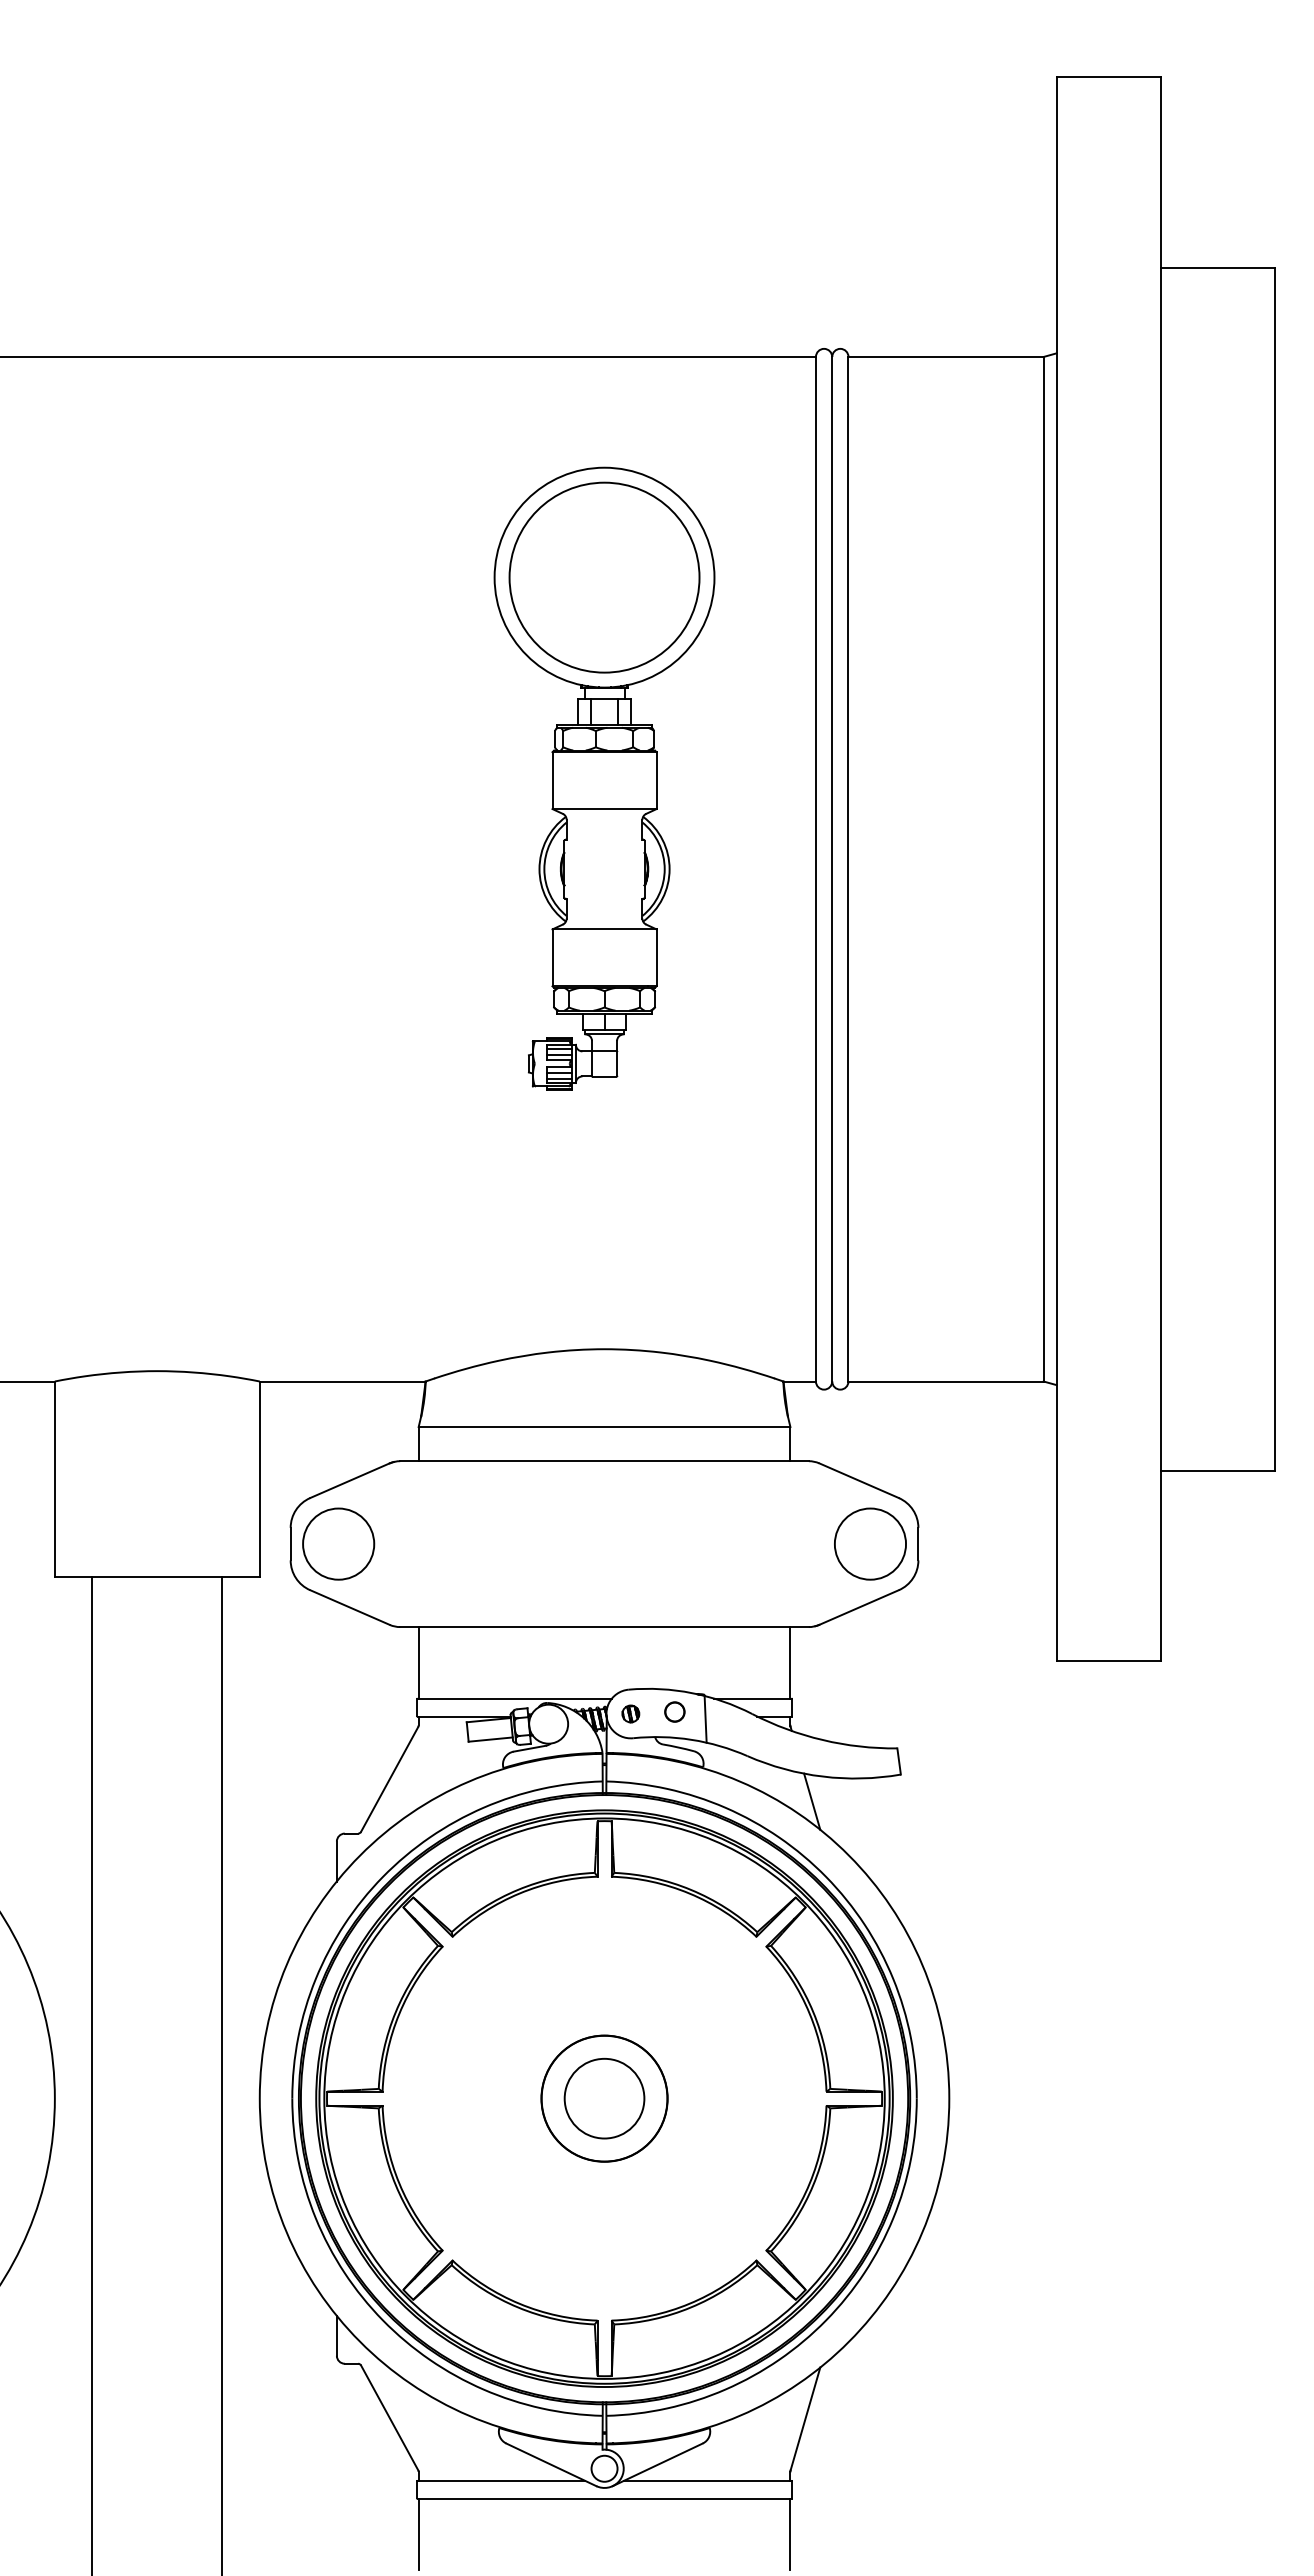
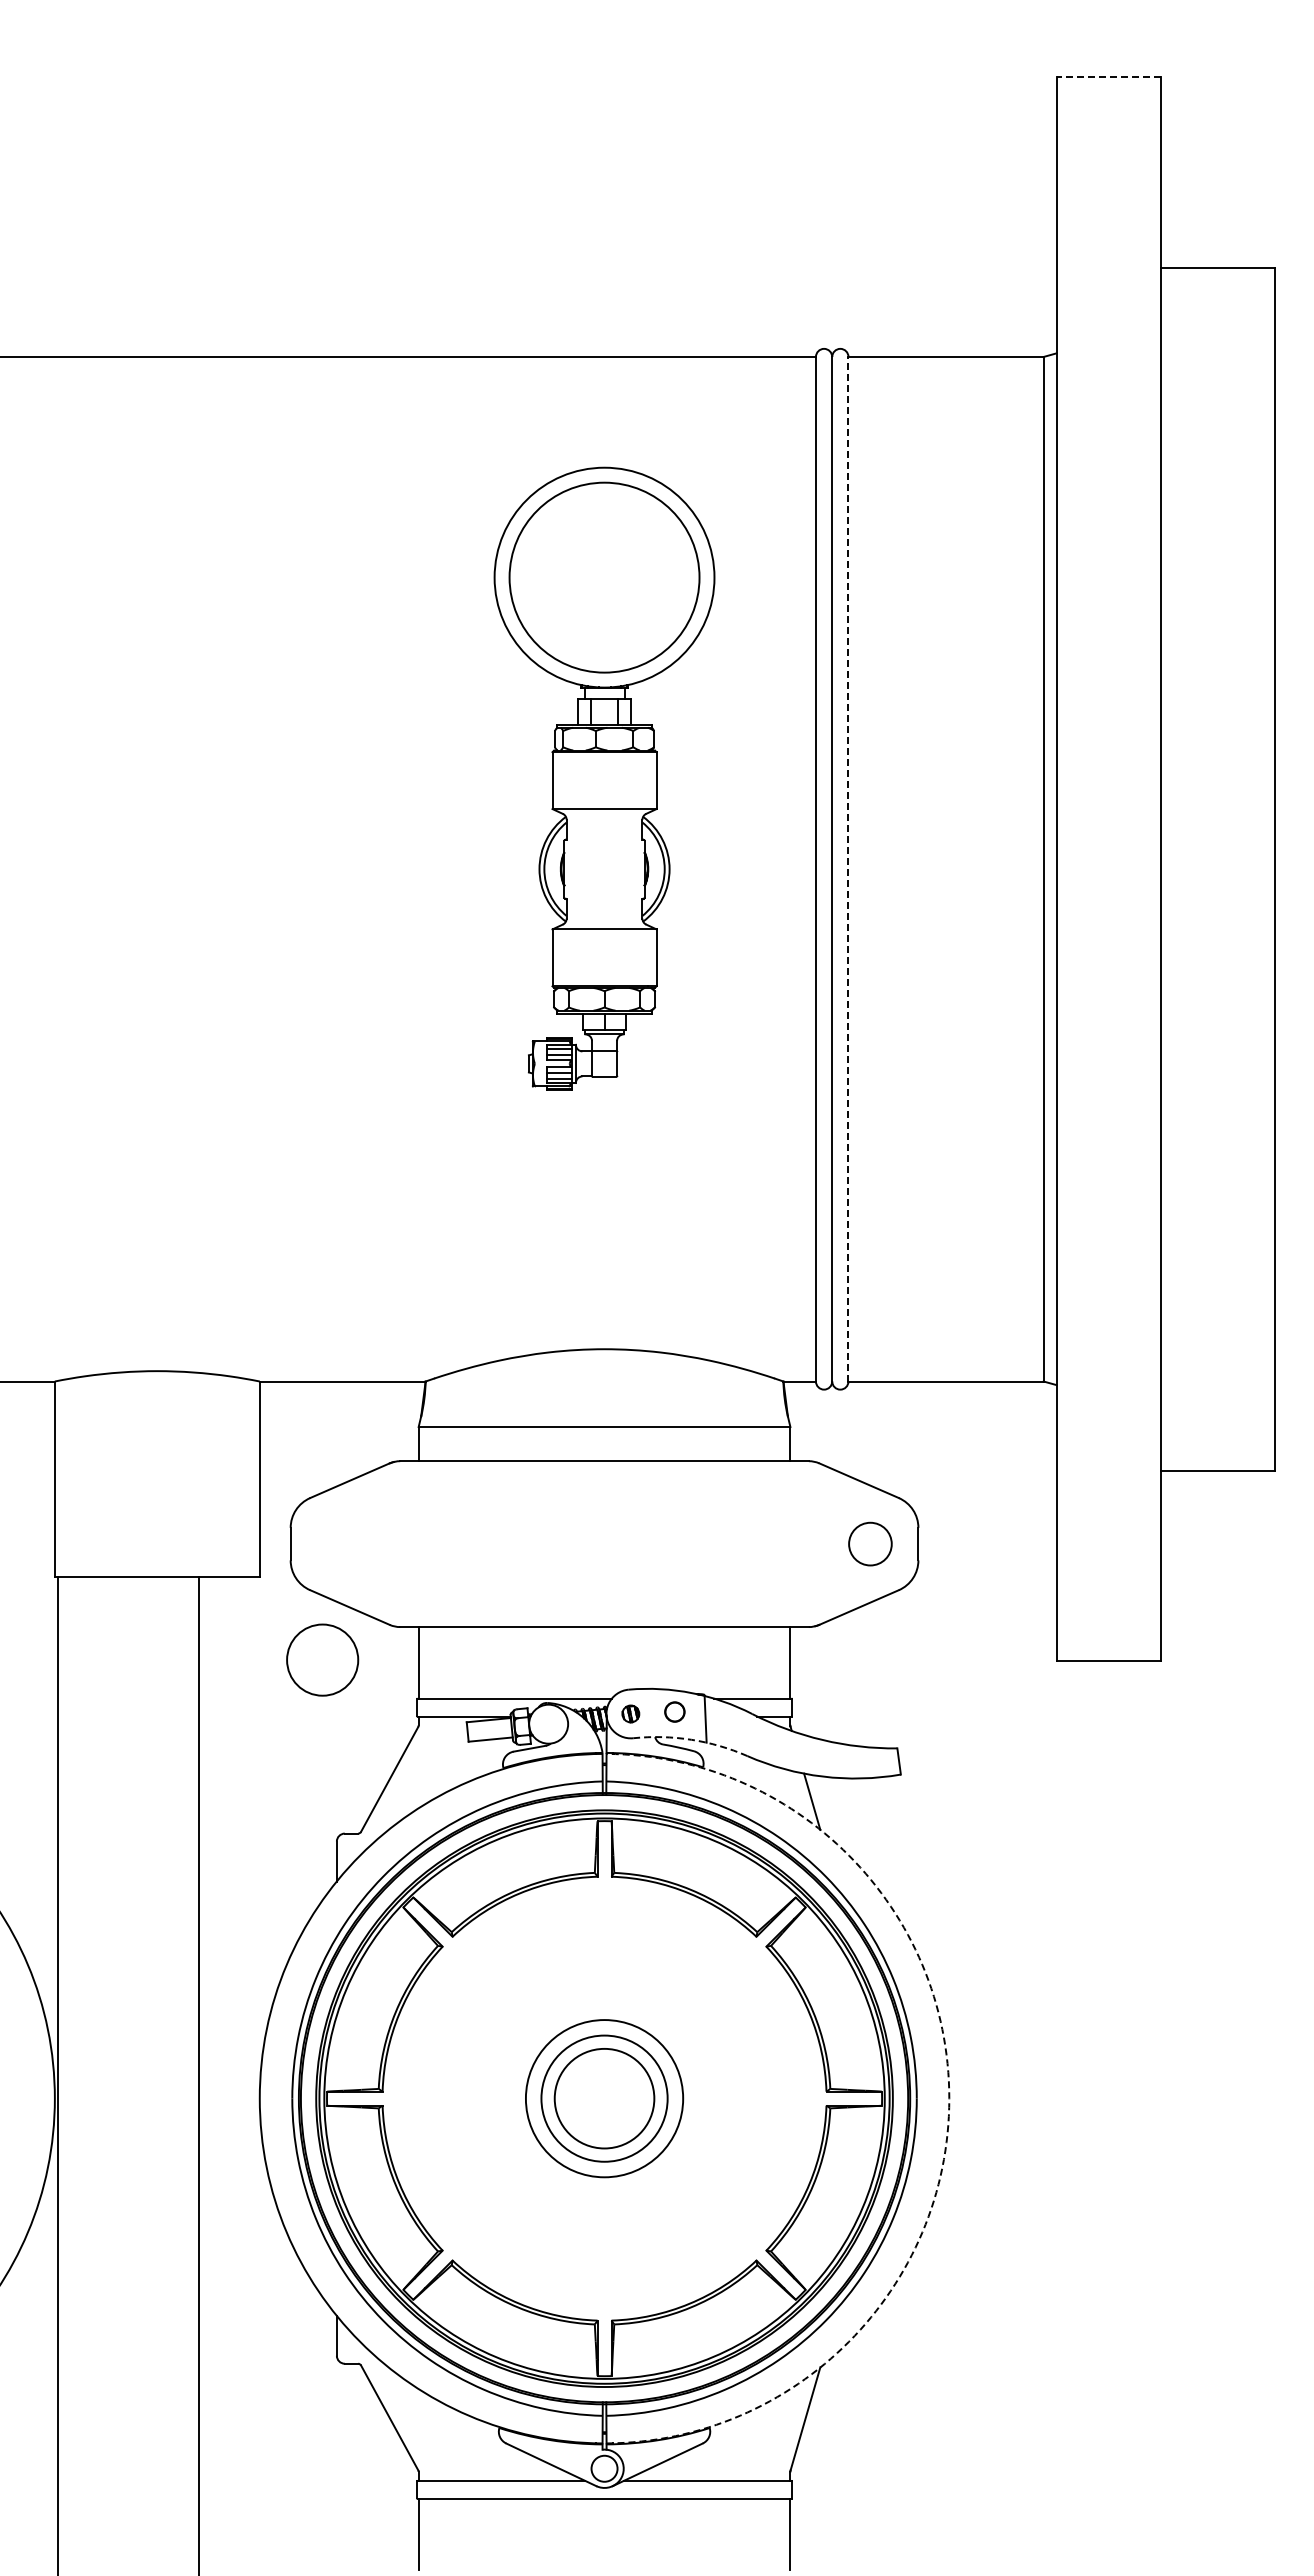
line: solid -> dashed (1108, 77)
line: solid -> dashed (848, 868)
circle position: (338, 1543) -> (322, 1659) (322, 1659)
circle diameter: 71 px -> 43 px (870, 1543)
arc: solid -> dashed (691, 1739)
line position: (92, 2074) -> (58, 2074) (58, 2074)
line position: (222, 2074) -> (199, 2074) (199, 2074)
circle diameter: 126 px -> 157 px (604, 2098)
circle diameter: 80 px -> 100 px (604, 2098)
arc: solid -> dashed (949, 2098)
